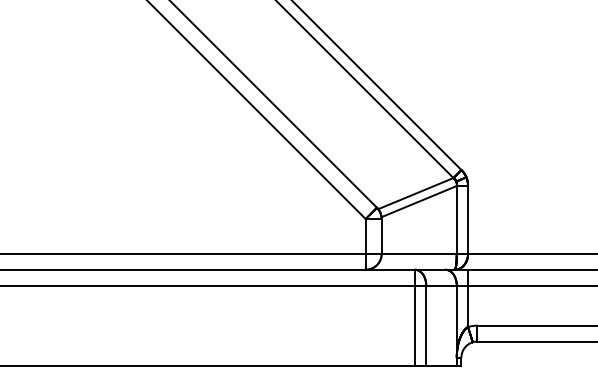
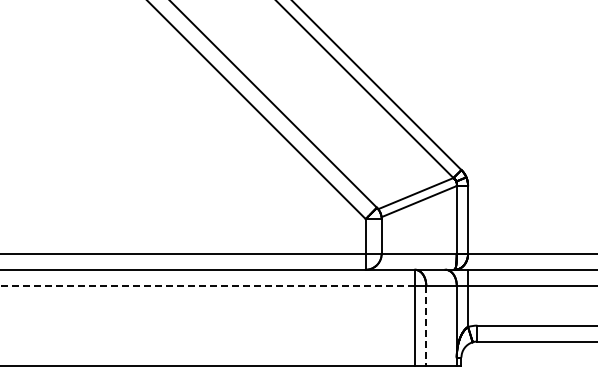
line: solid -> dashed (207, 285)
line: solid -> dashed (426, 325)
